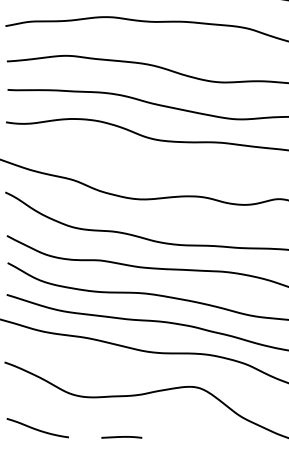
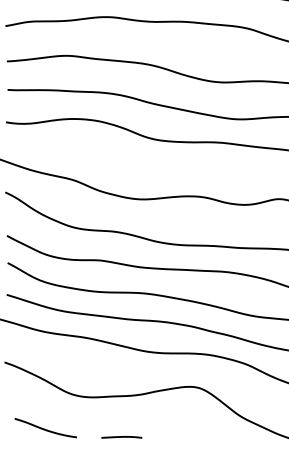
curve position: (36, 428) -> (44, 428) (44, 428)
